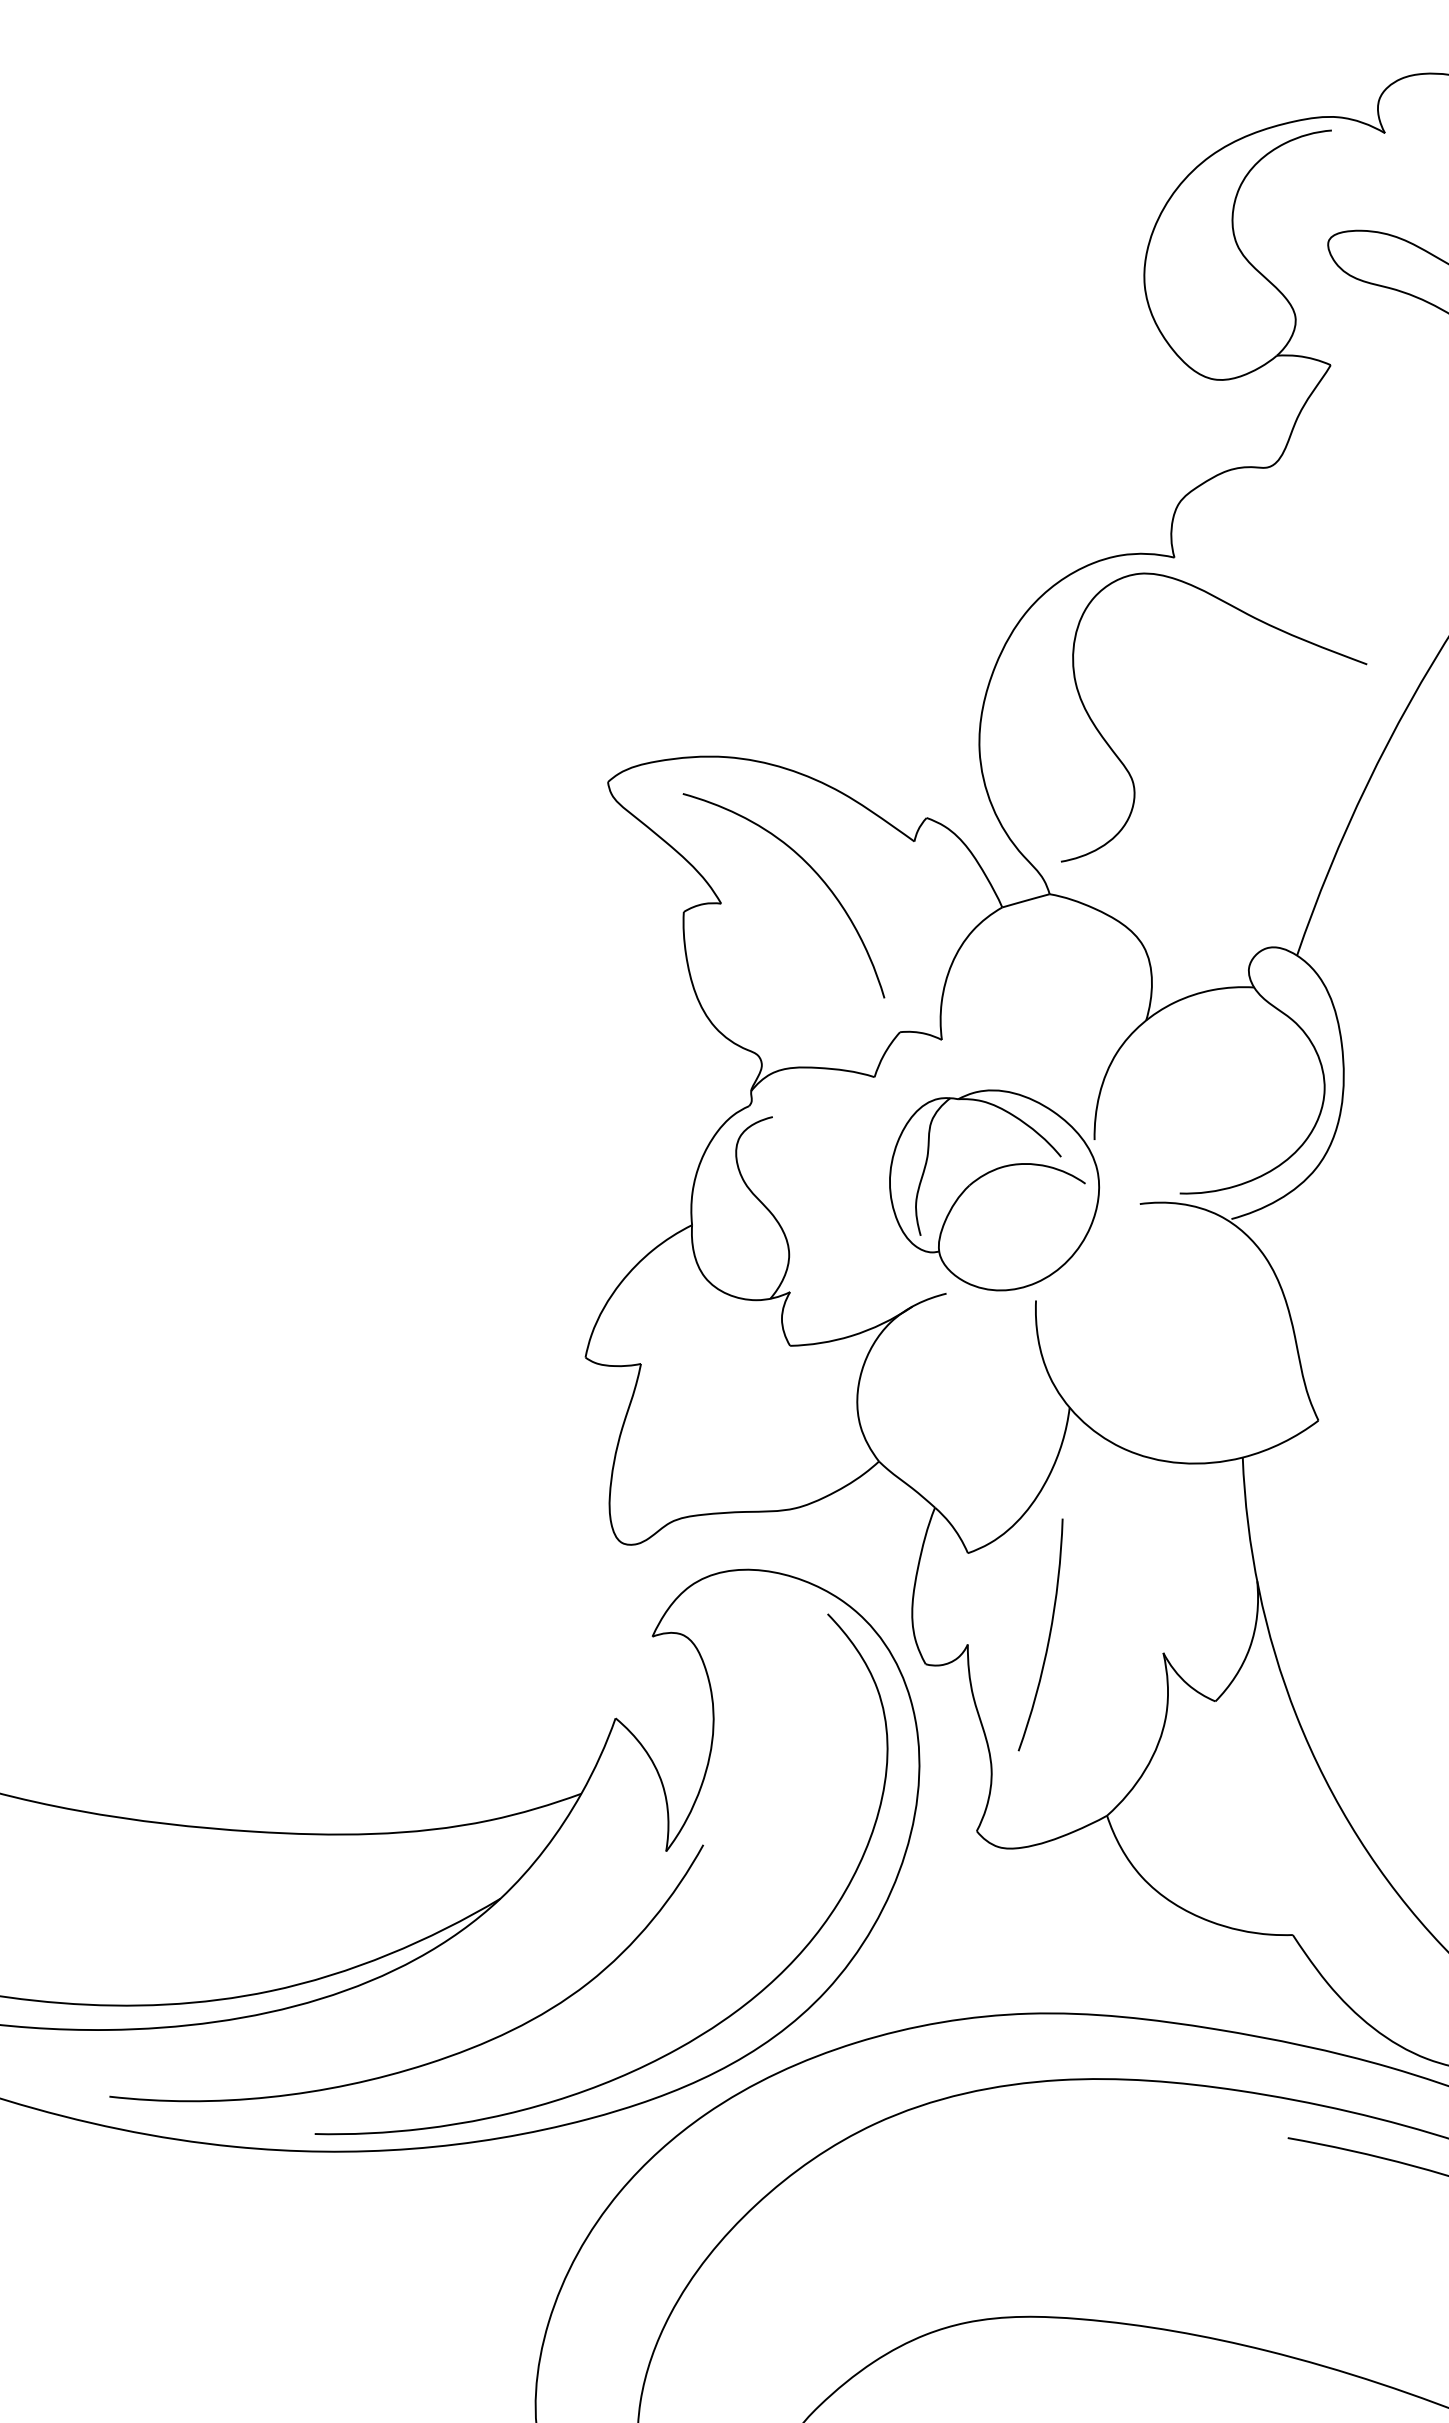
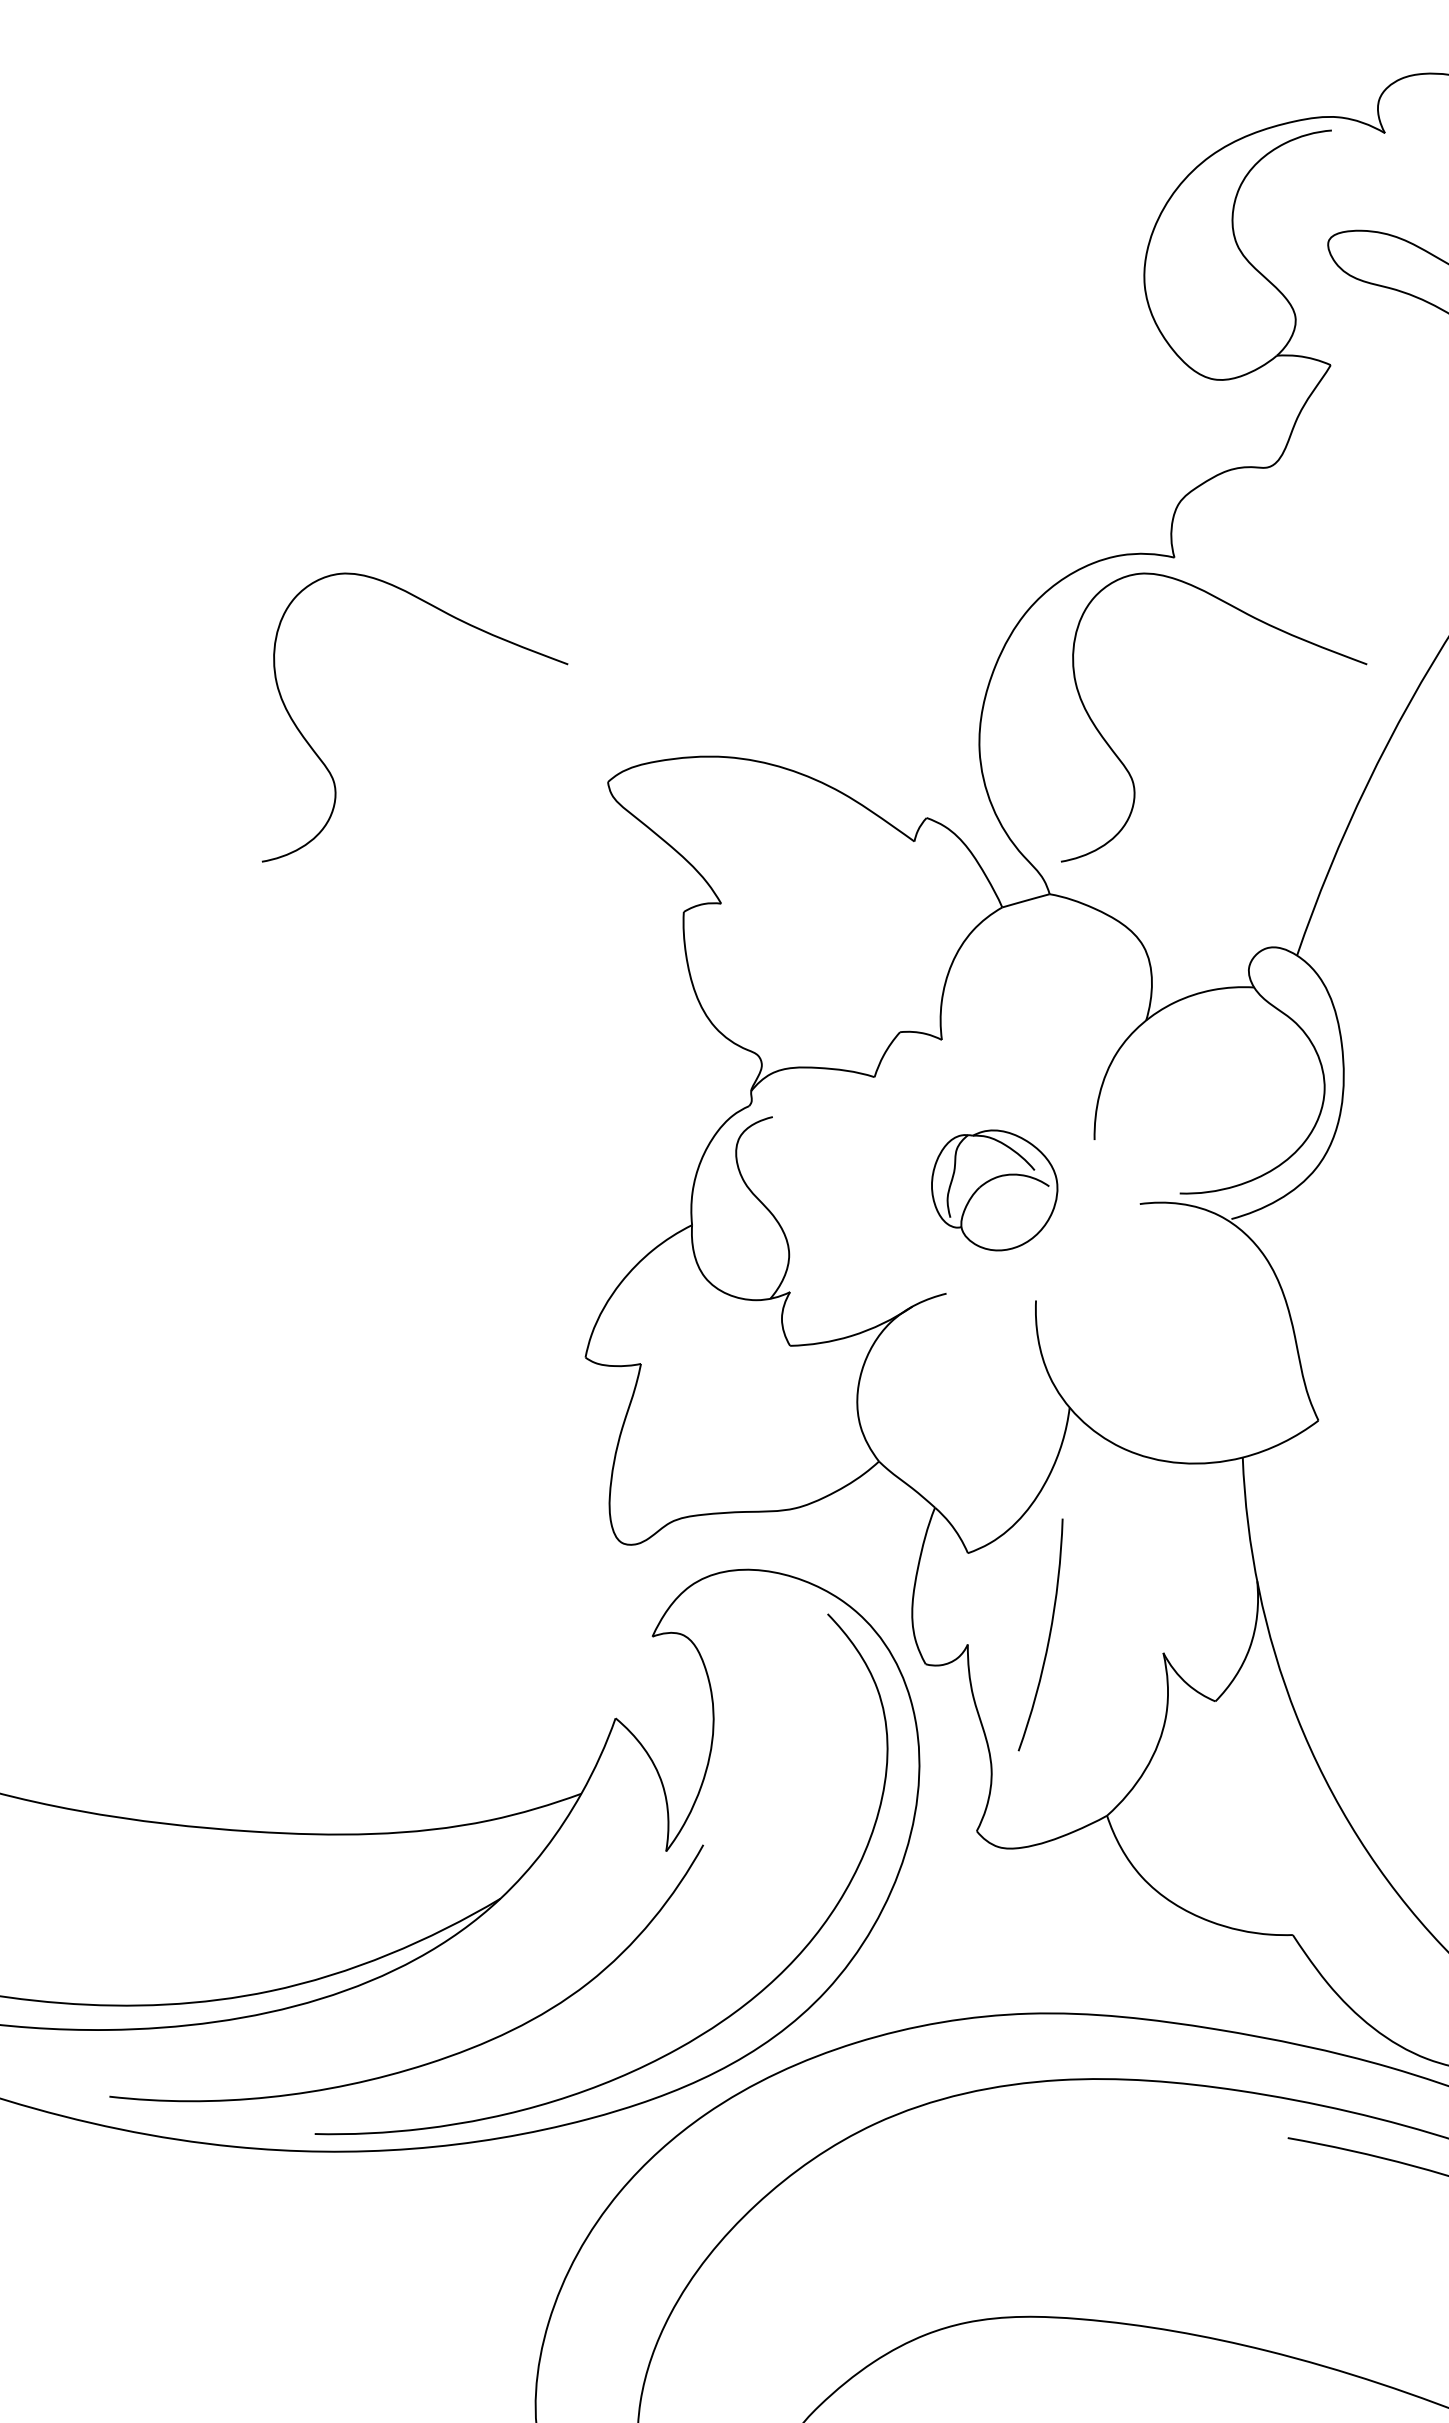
curve: none -> present (330, 771)
curve: present -> none (810, 868)
part size: 212x203 px -> 128x123 px (994, 1190)
